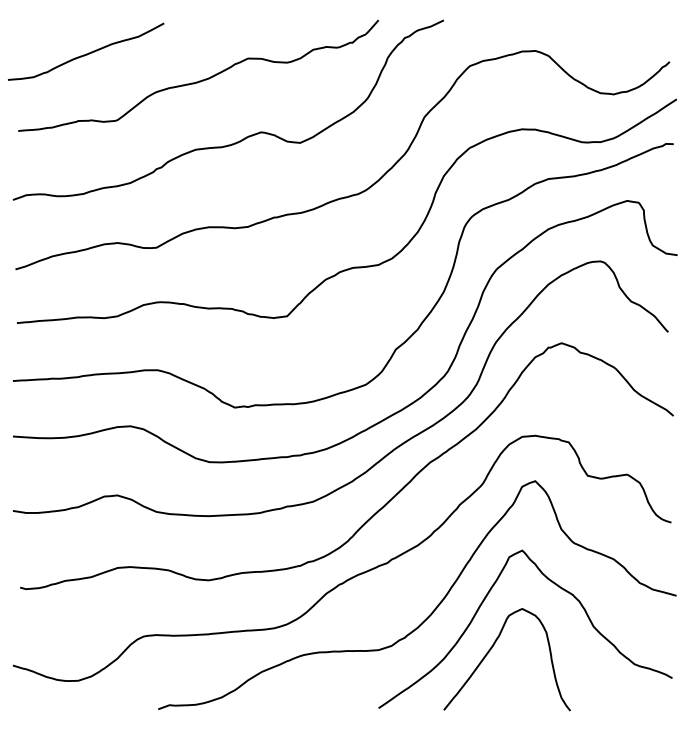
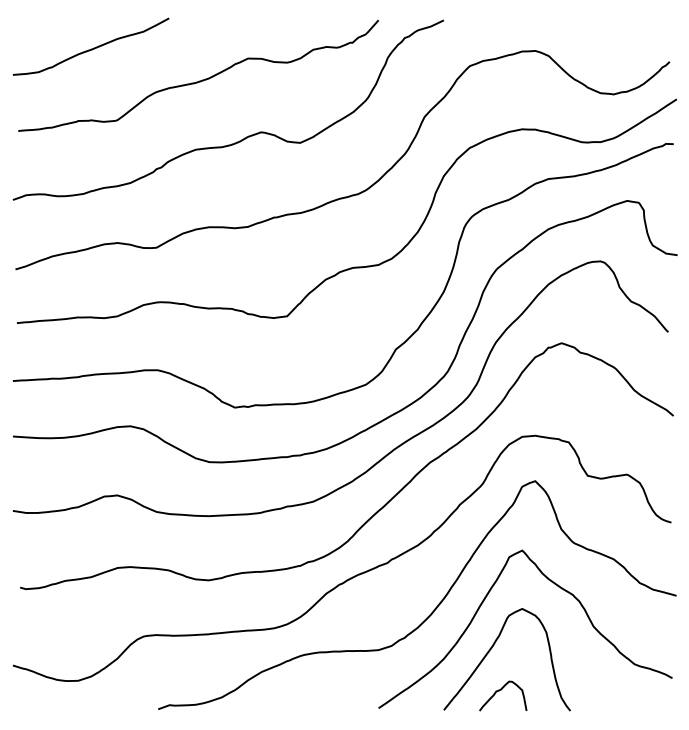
curve position: (86, 53) -> (91, 48) (91, 48)
curve: none -> present (501, 690)
